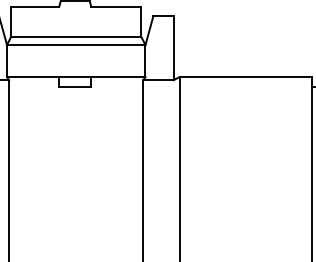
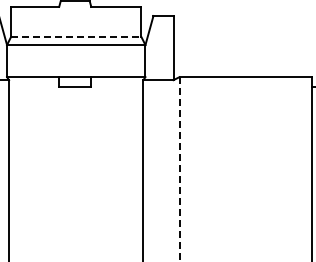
line: solid -> dashed (76, 37)
line: solid -> dashed (179, 169)
